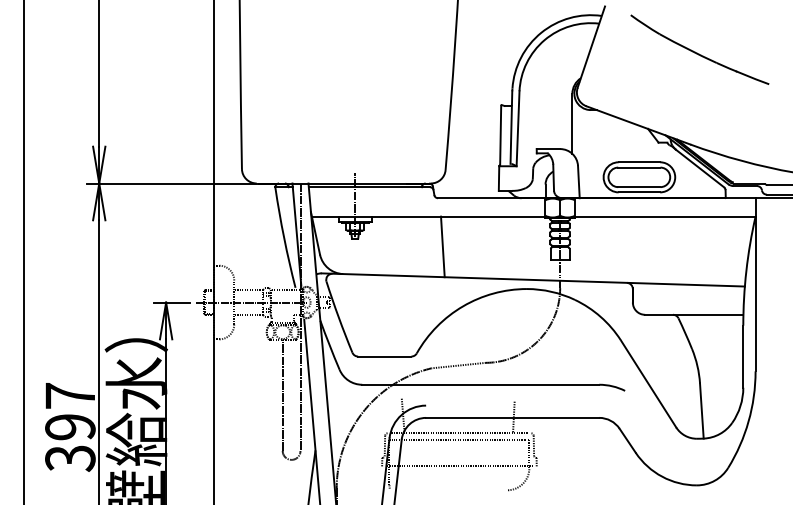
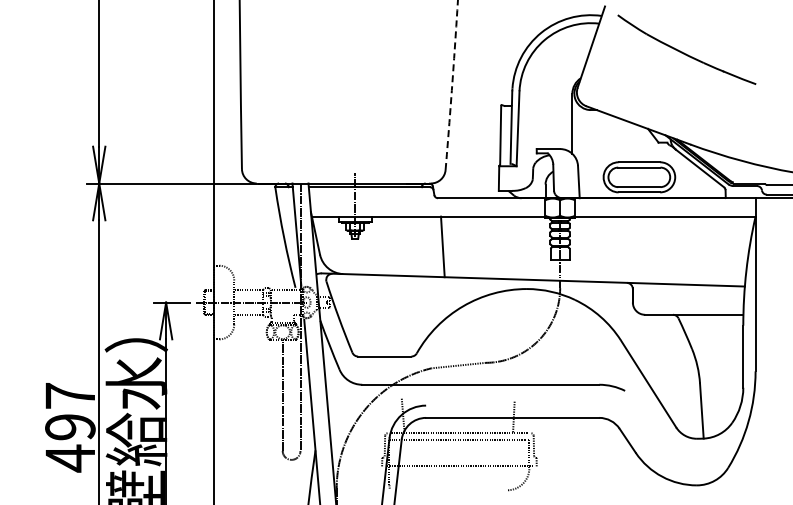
part position: (699, 49) -> (686, 49) (686, 49)
arc: solid -> dashed (452, 85)
line: present -> none (23, 251)
text: 397 -> 497 (70, 458)
